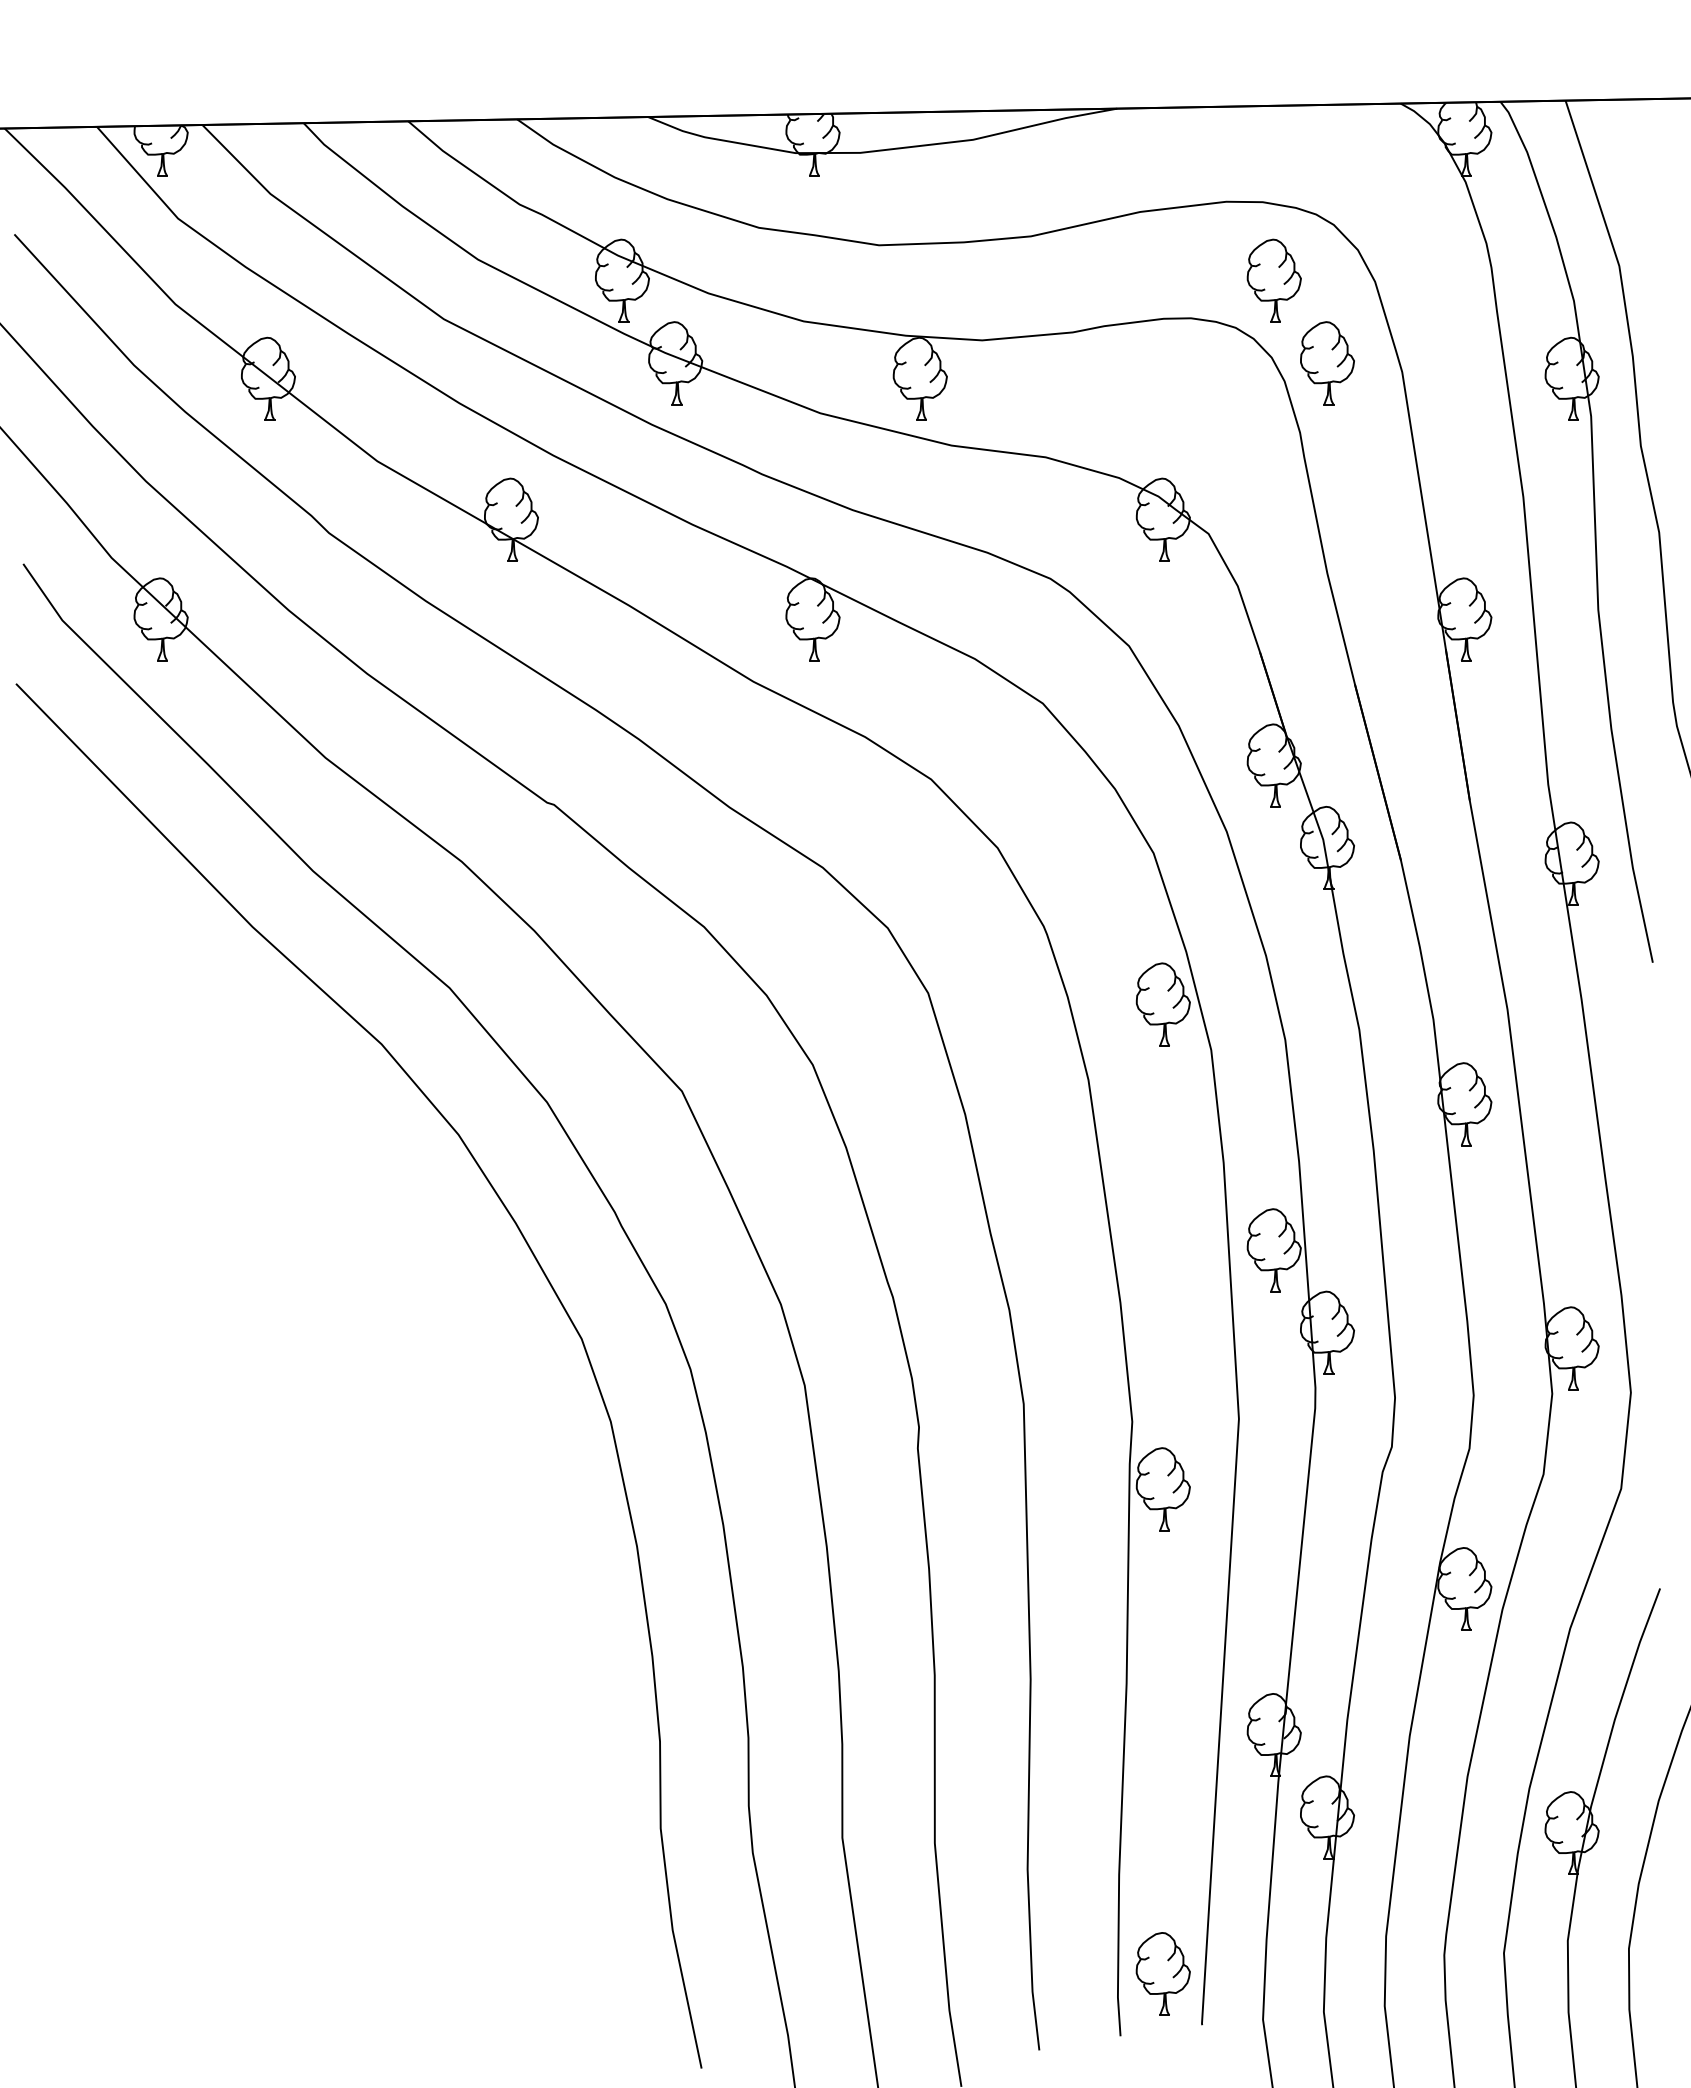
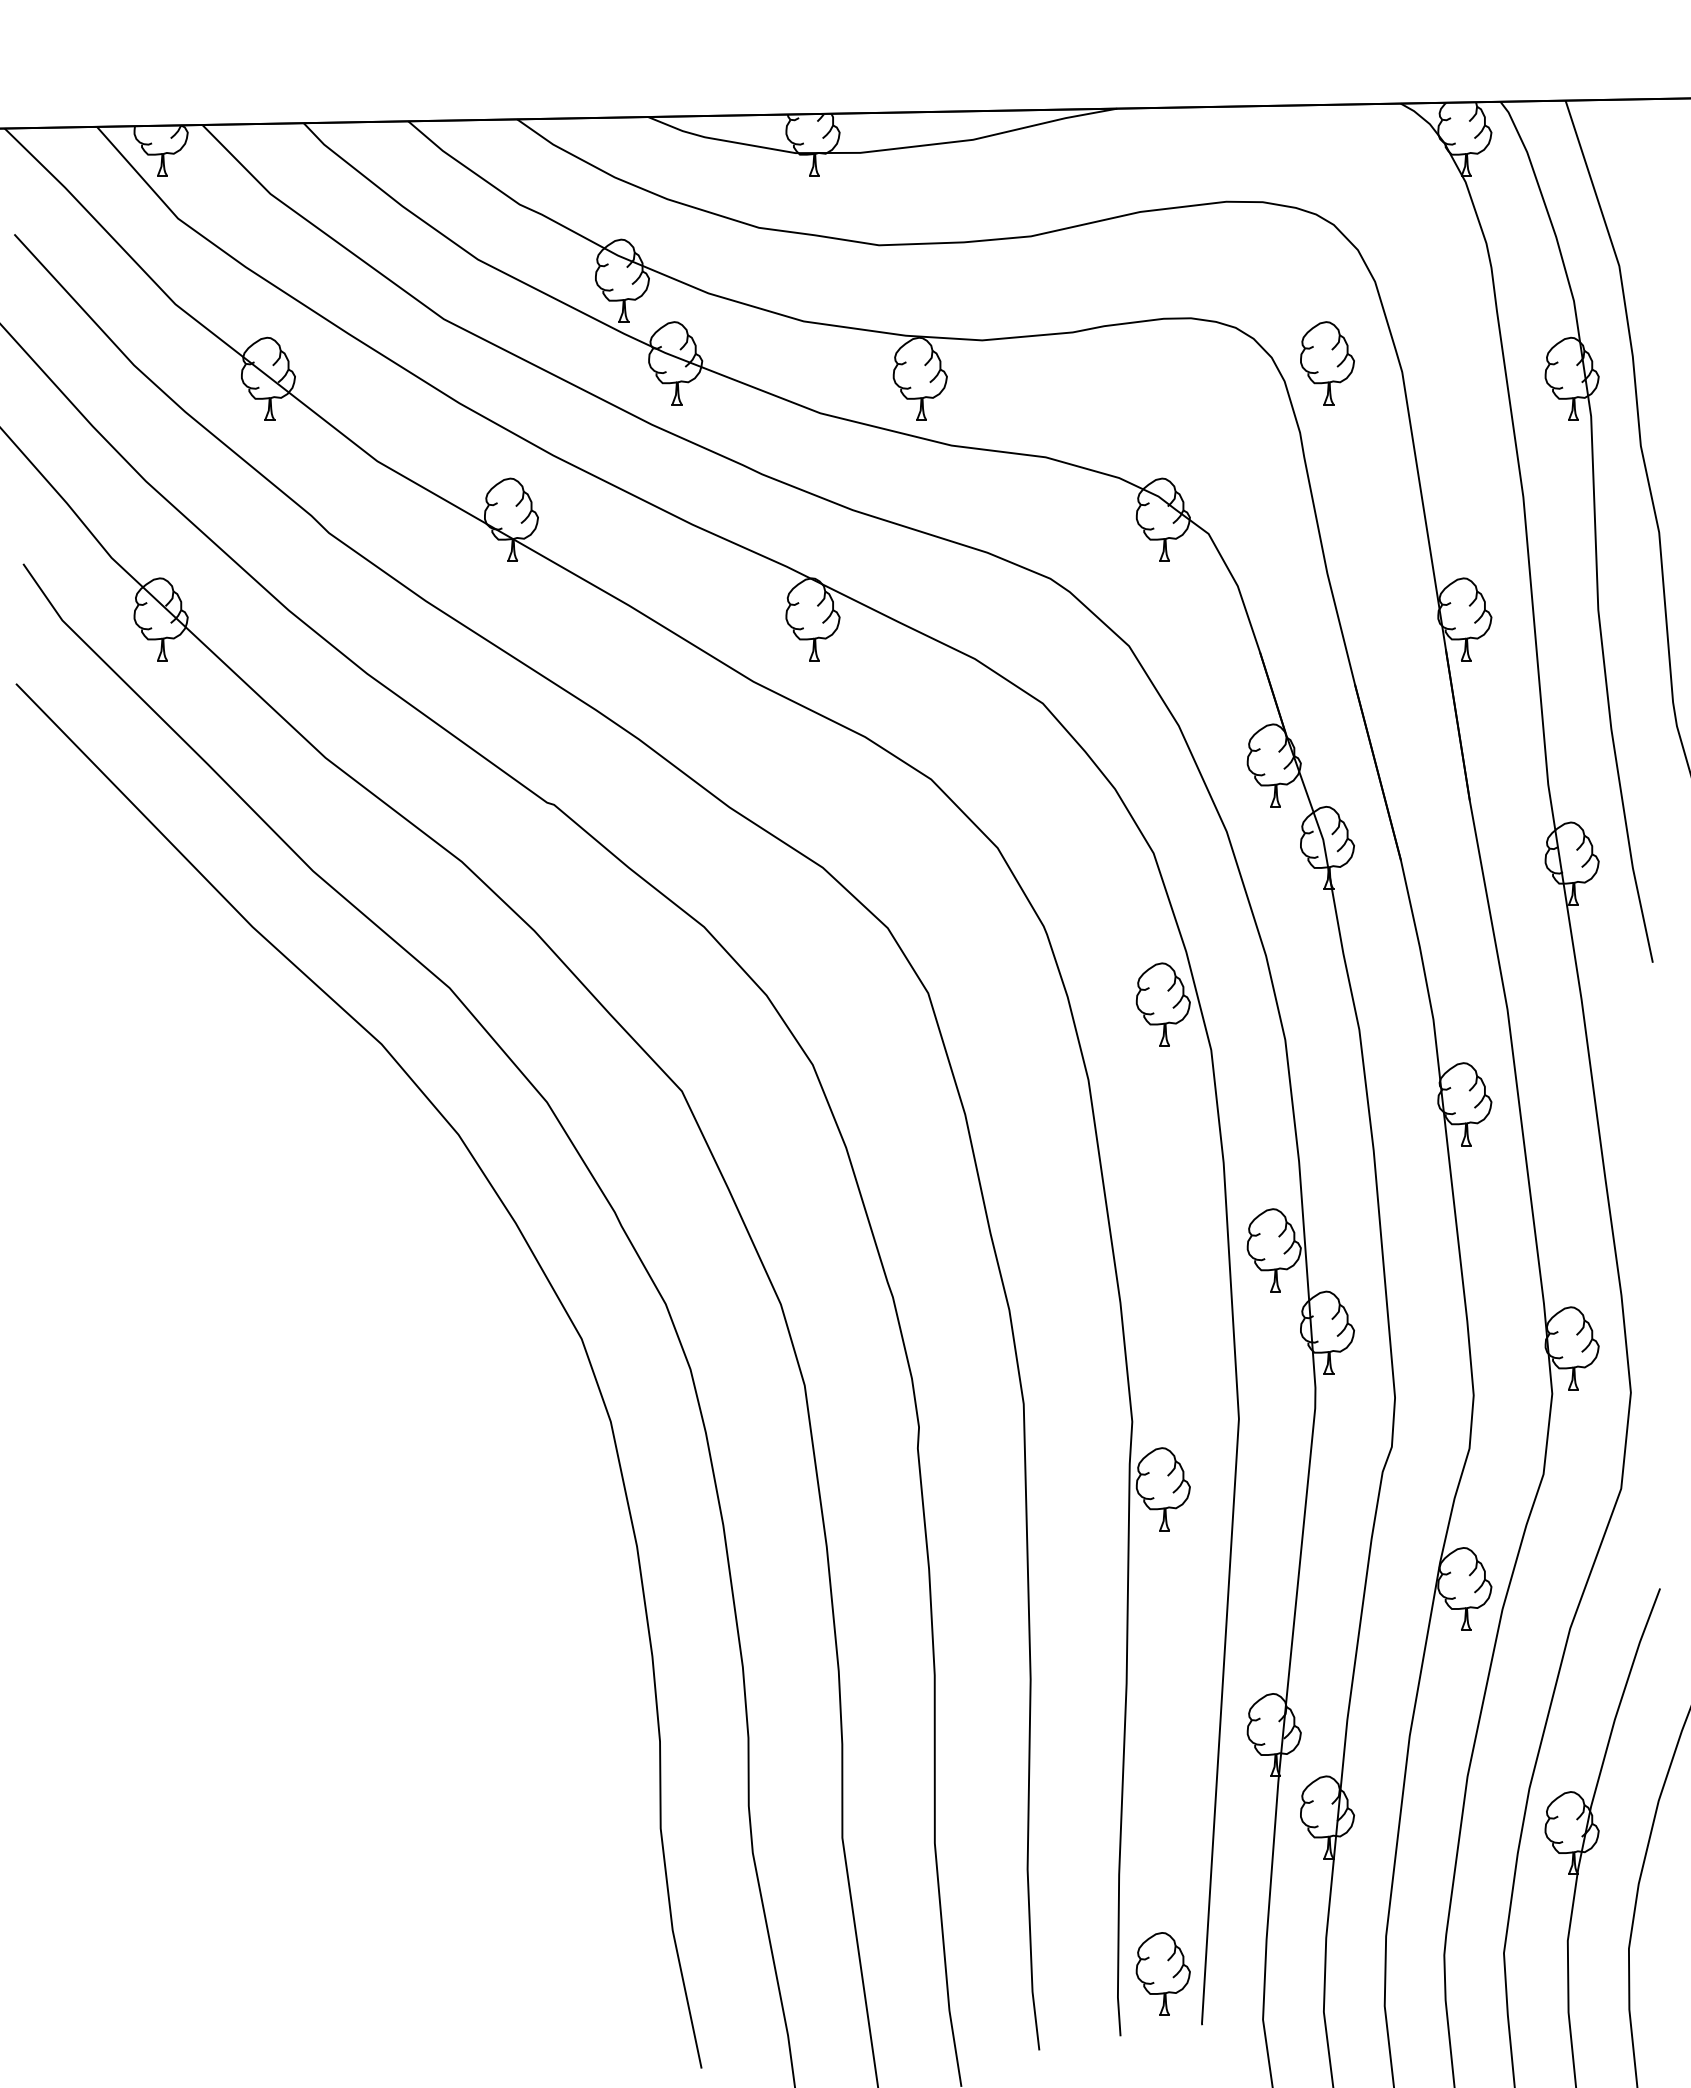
part: present -> none (1273, 280)
